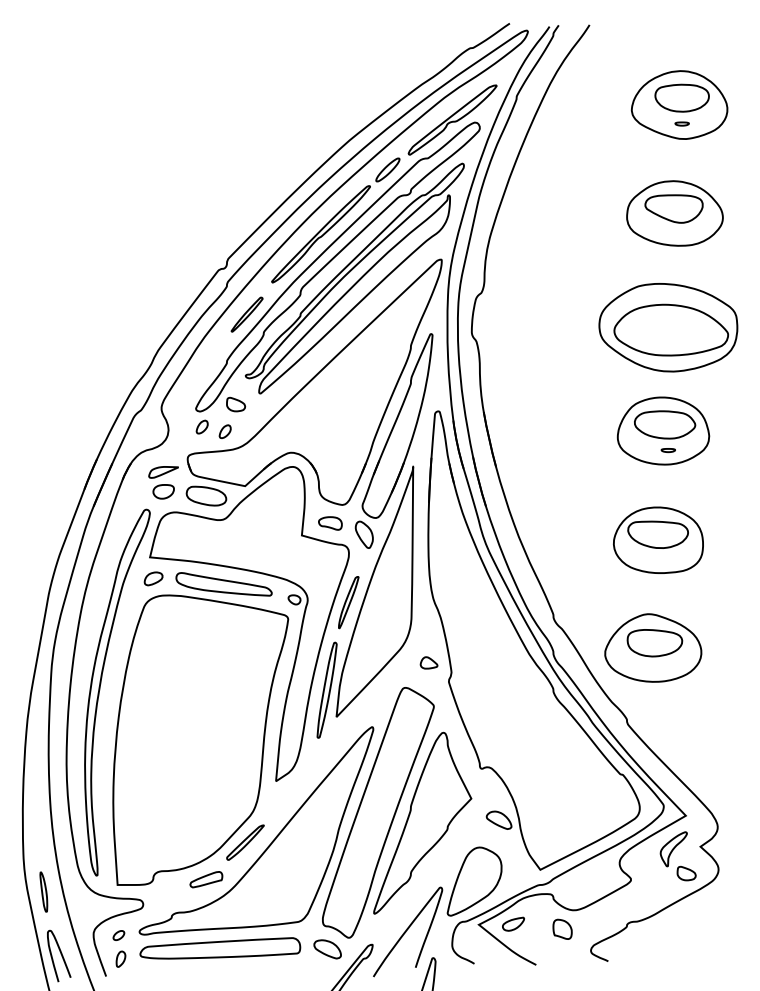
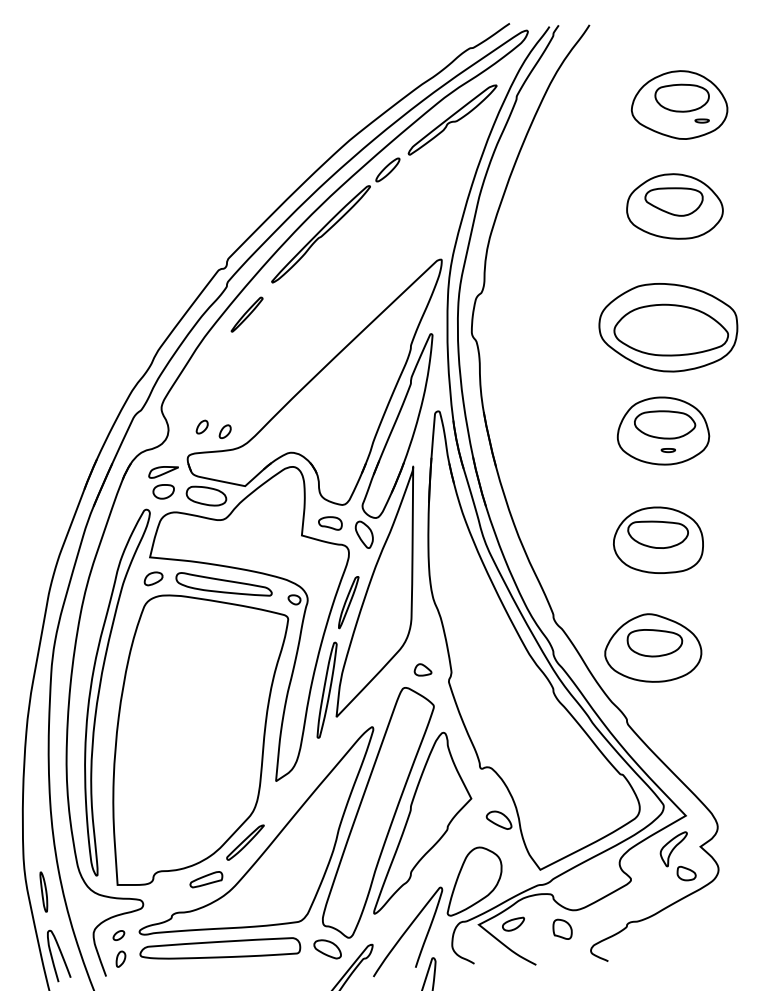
part position: (681, 123) -> (701, 120) (701, 120)
part position: (674, 213) -> (674, 206) (674, 206)
part: present -> none (337, 266)
part position: (428, 662) -> (422, 669) (422, 669)
